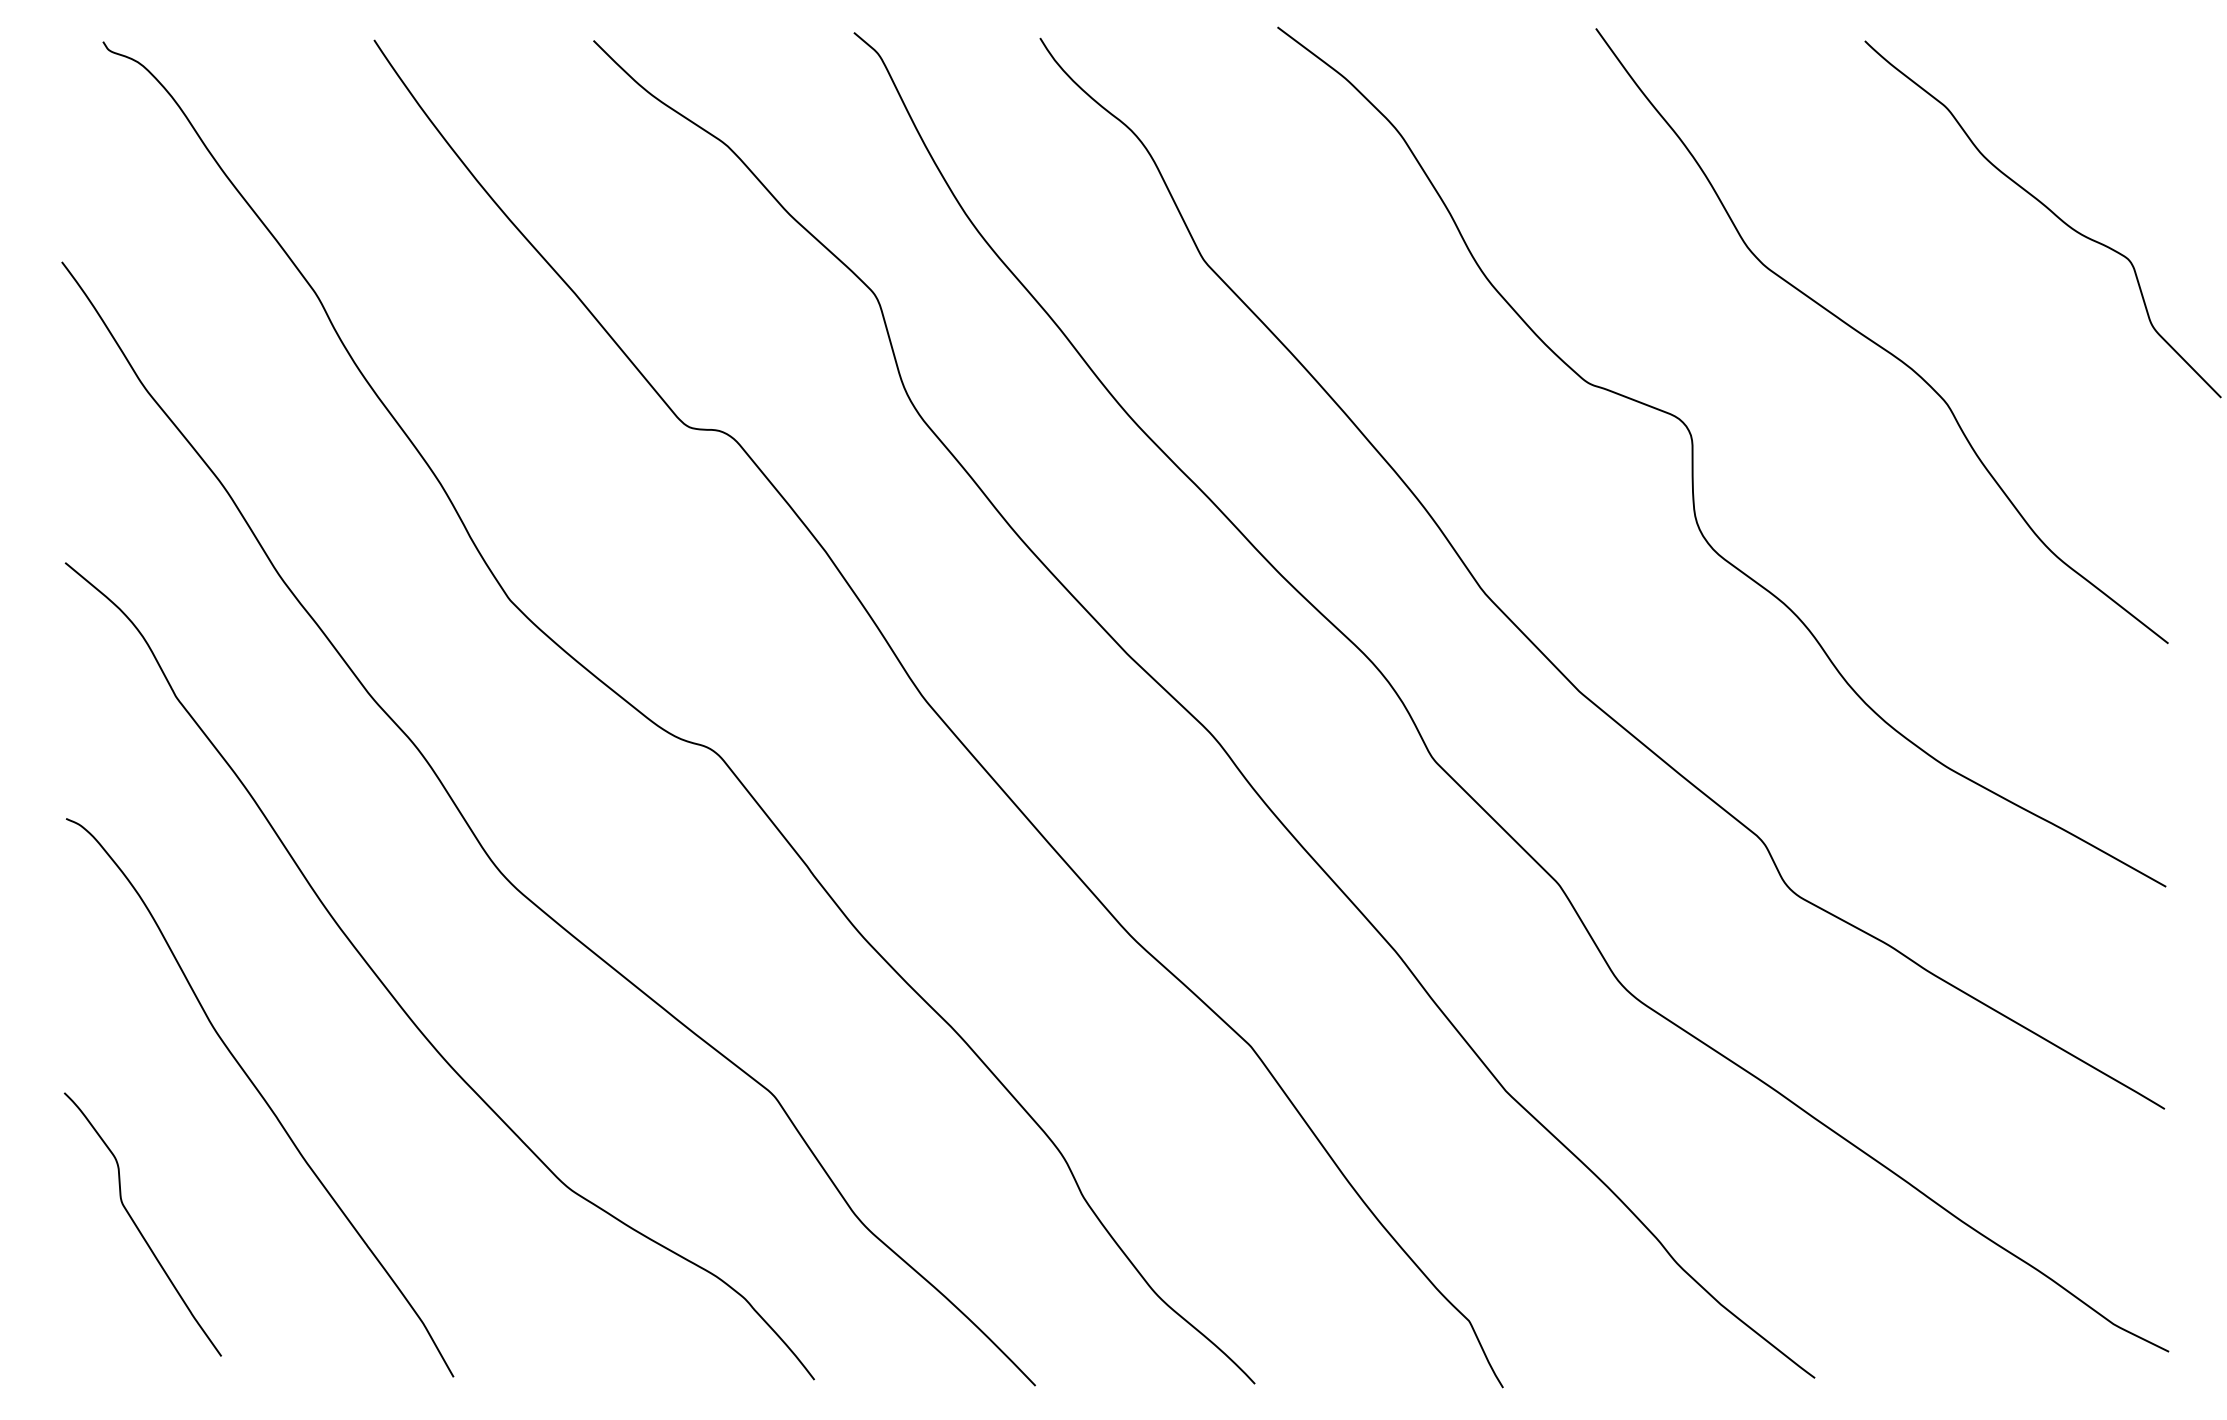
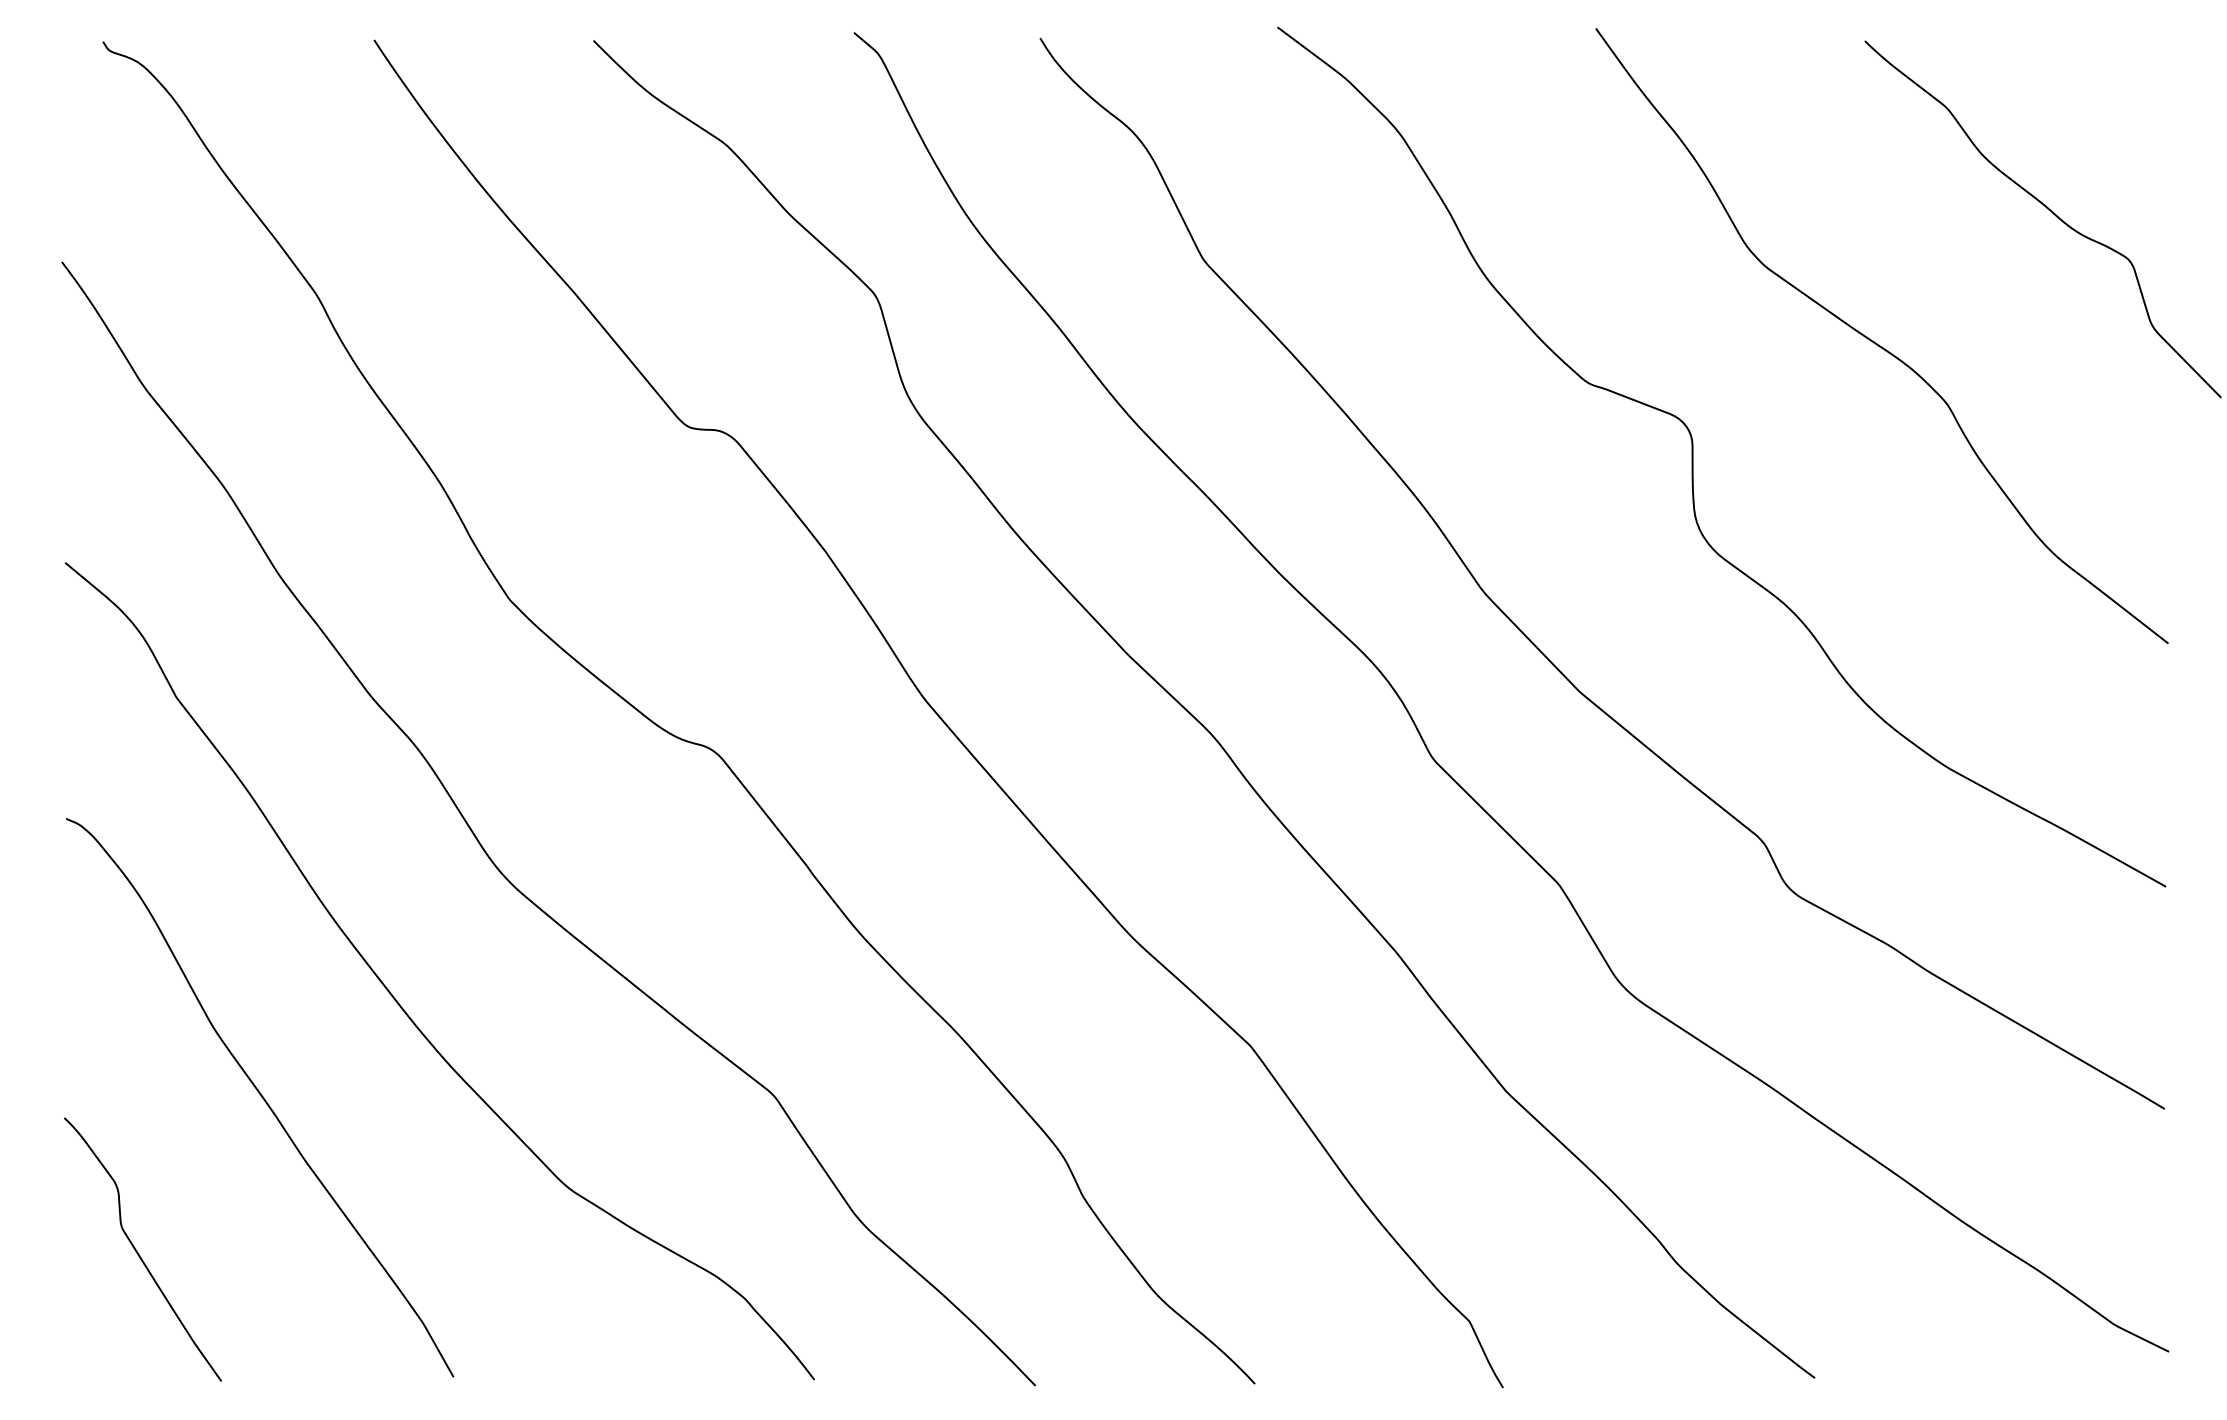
curve position: (138, 1227) -> (138, 1252) (138, 1252)
